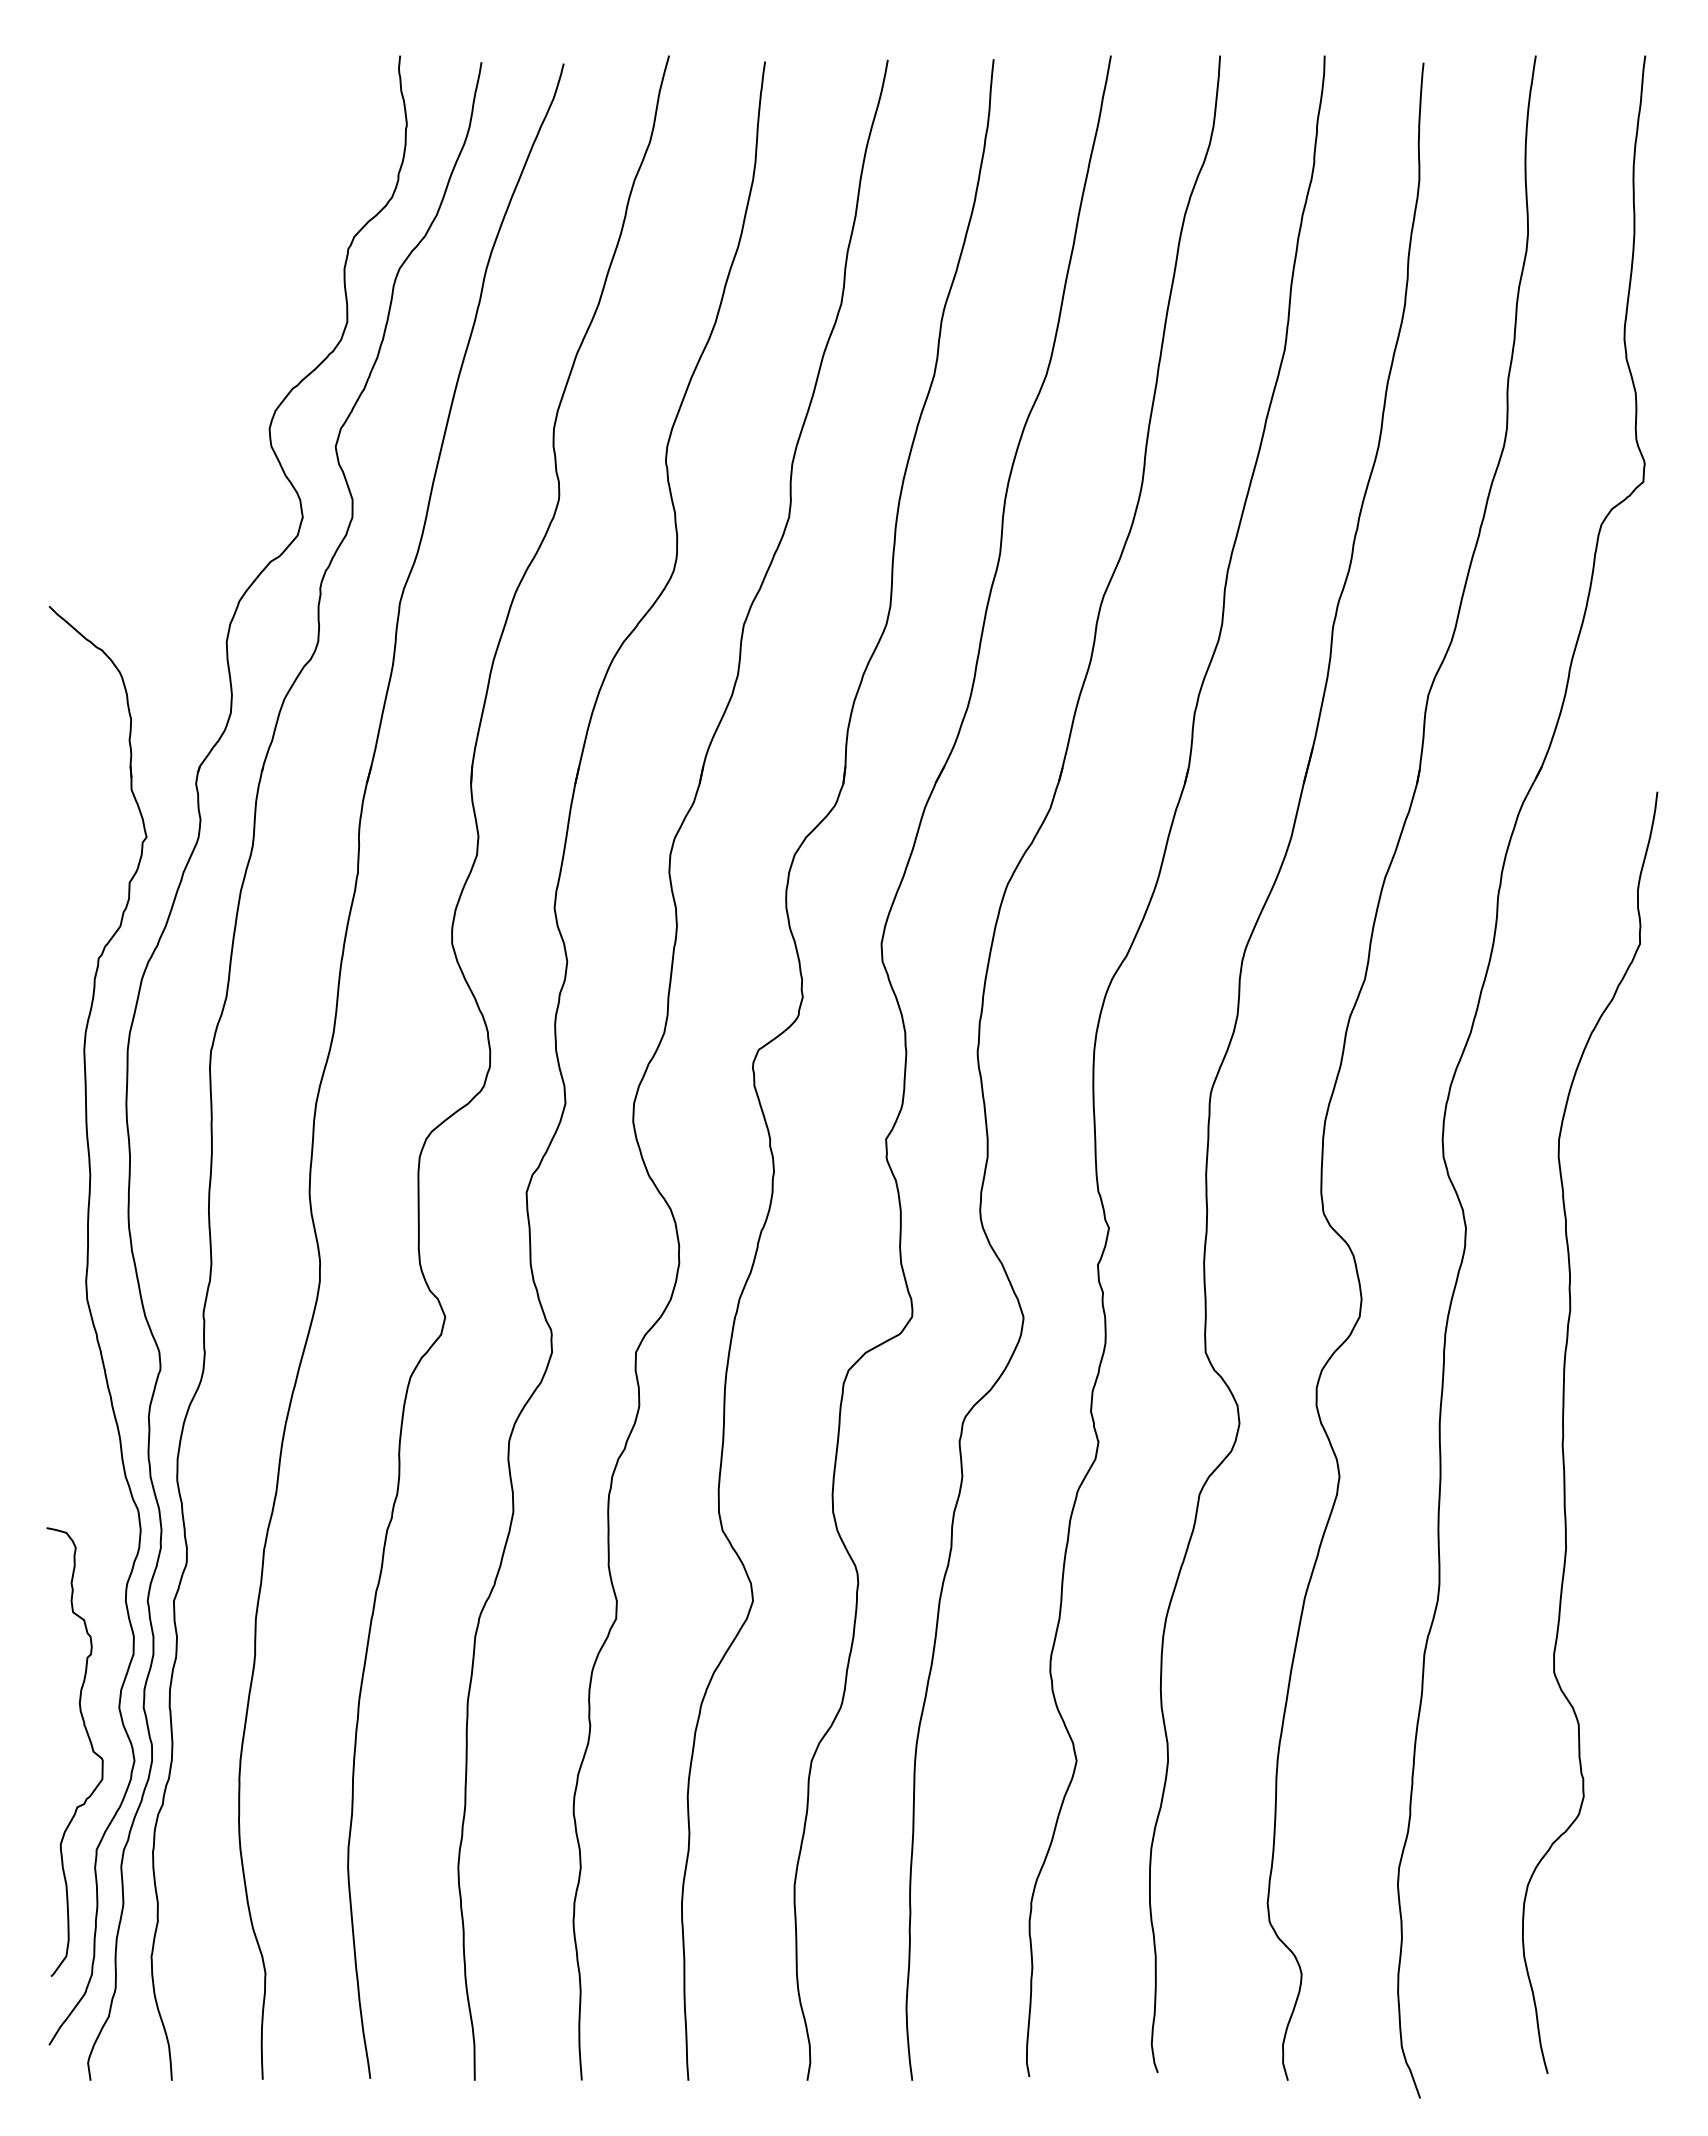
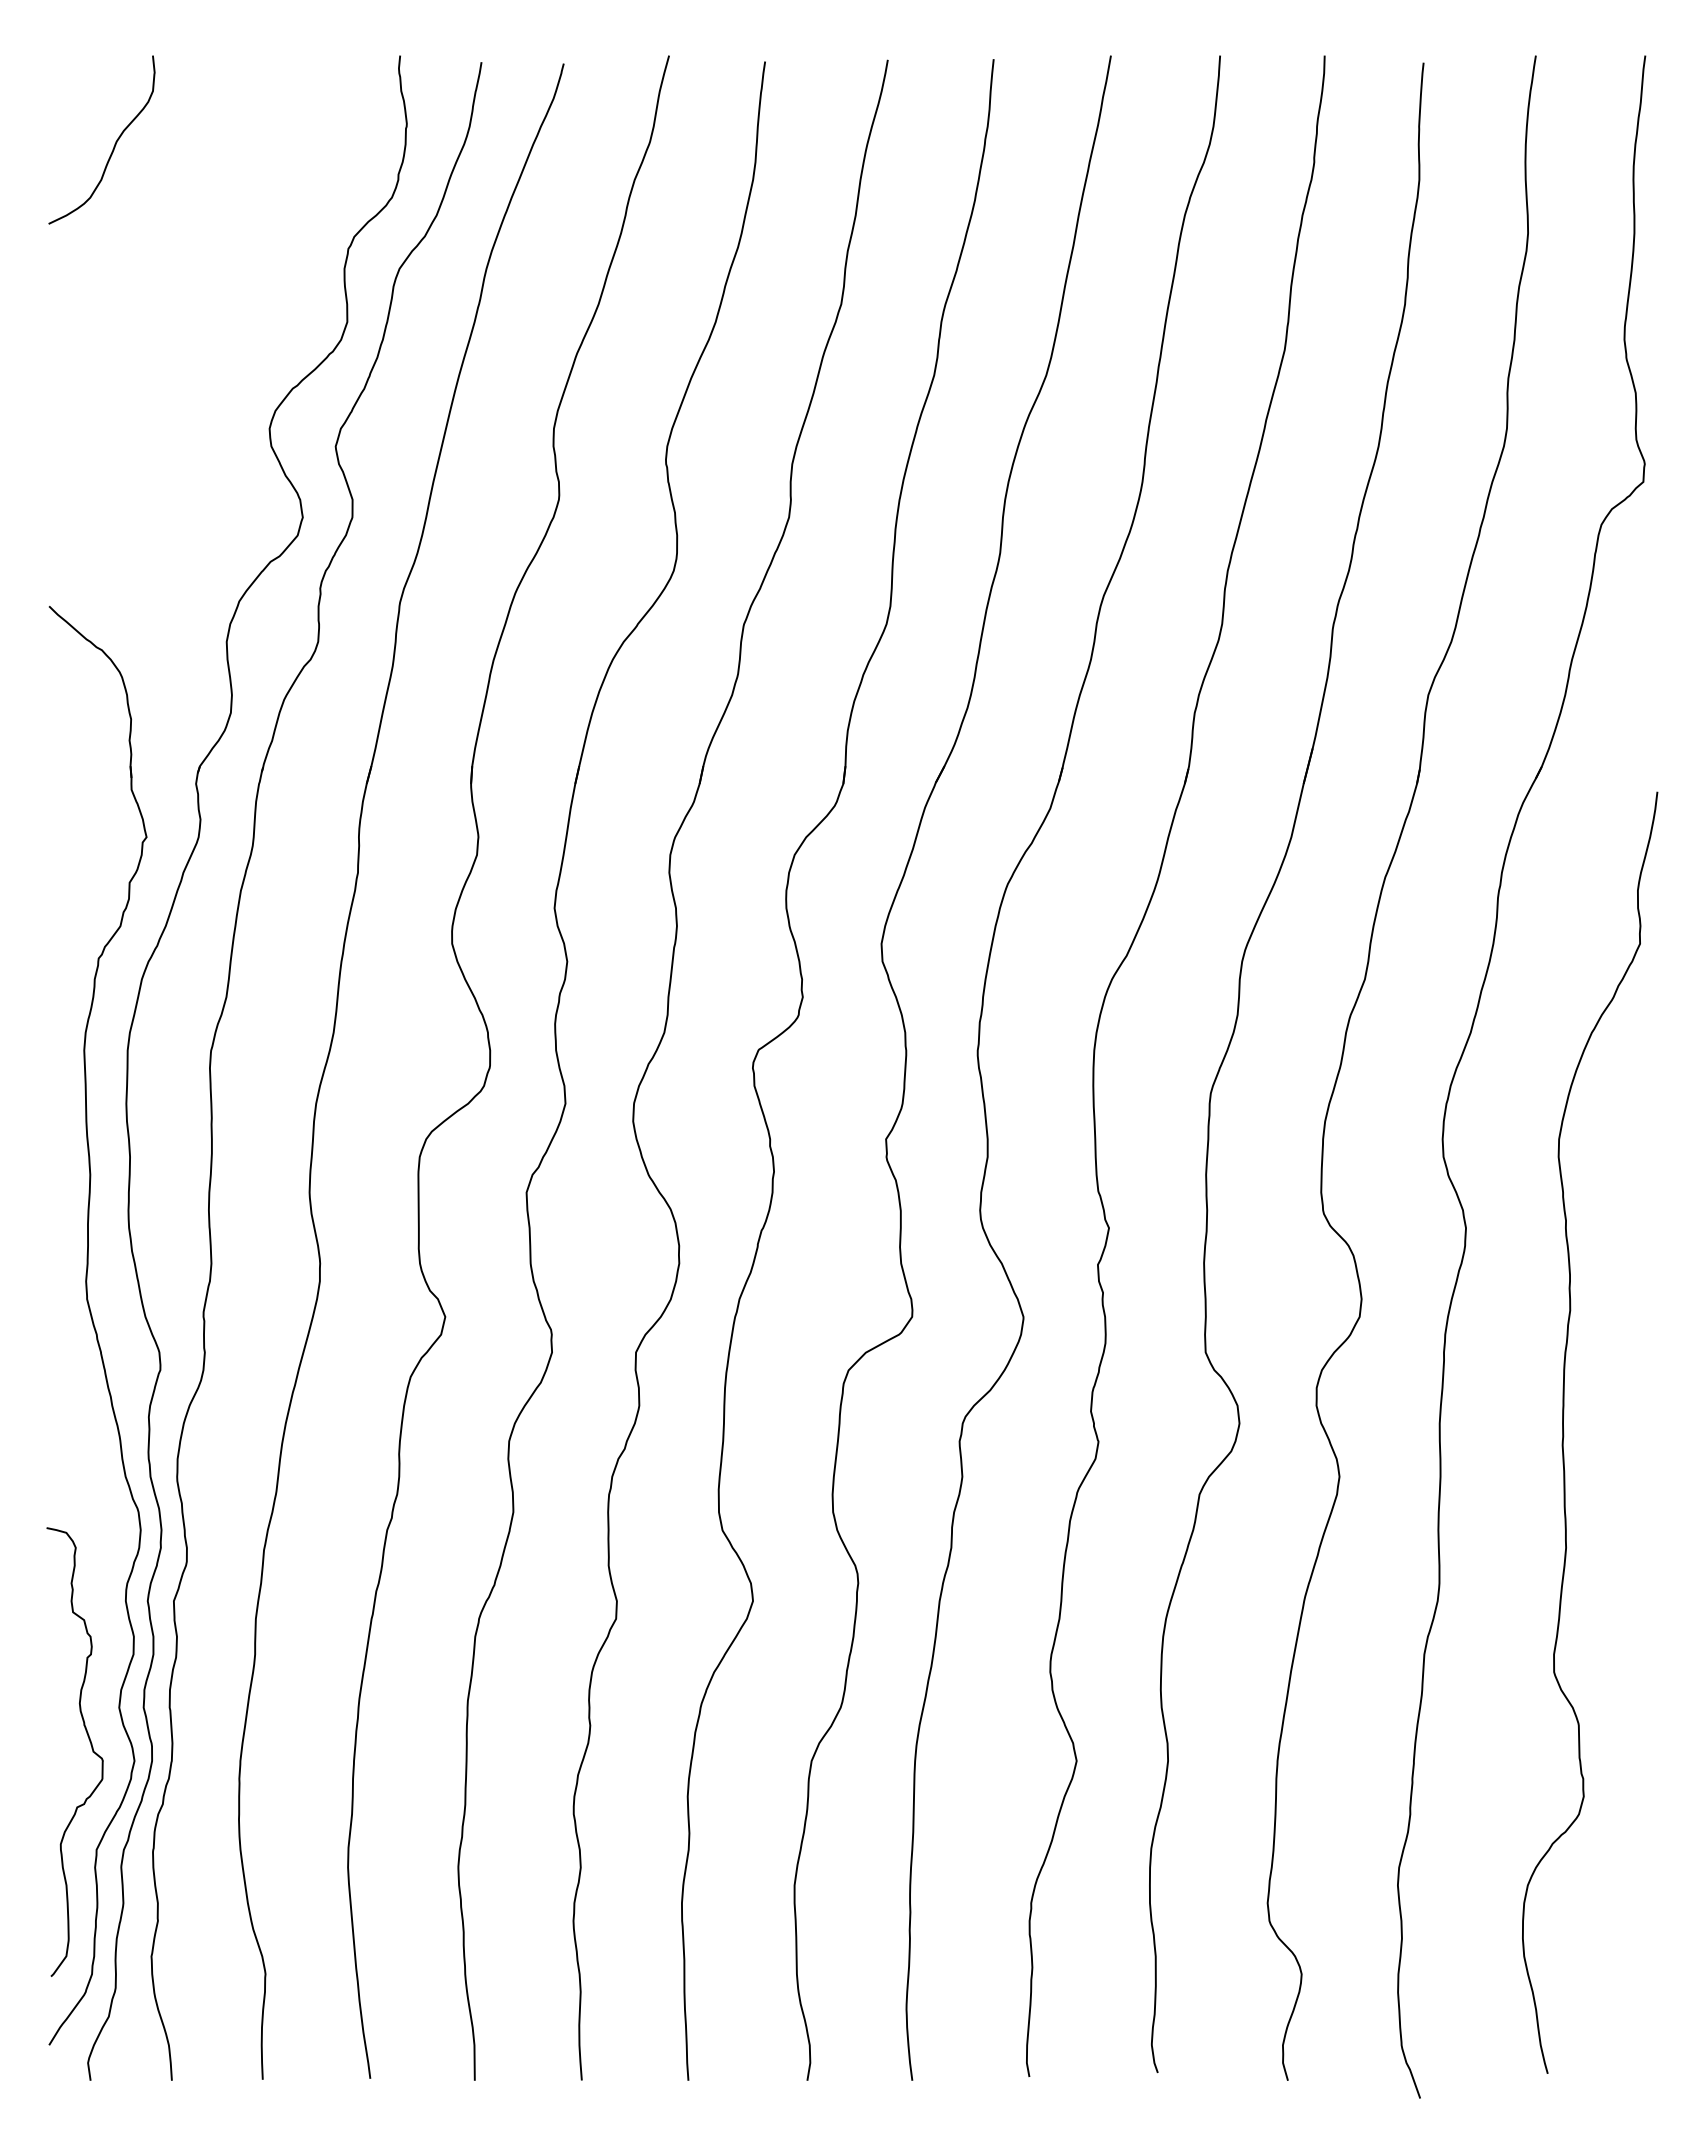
curve: none -> present (114, 143)
